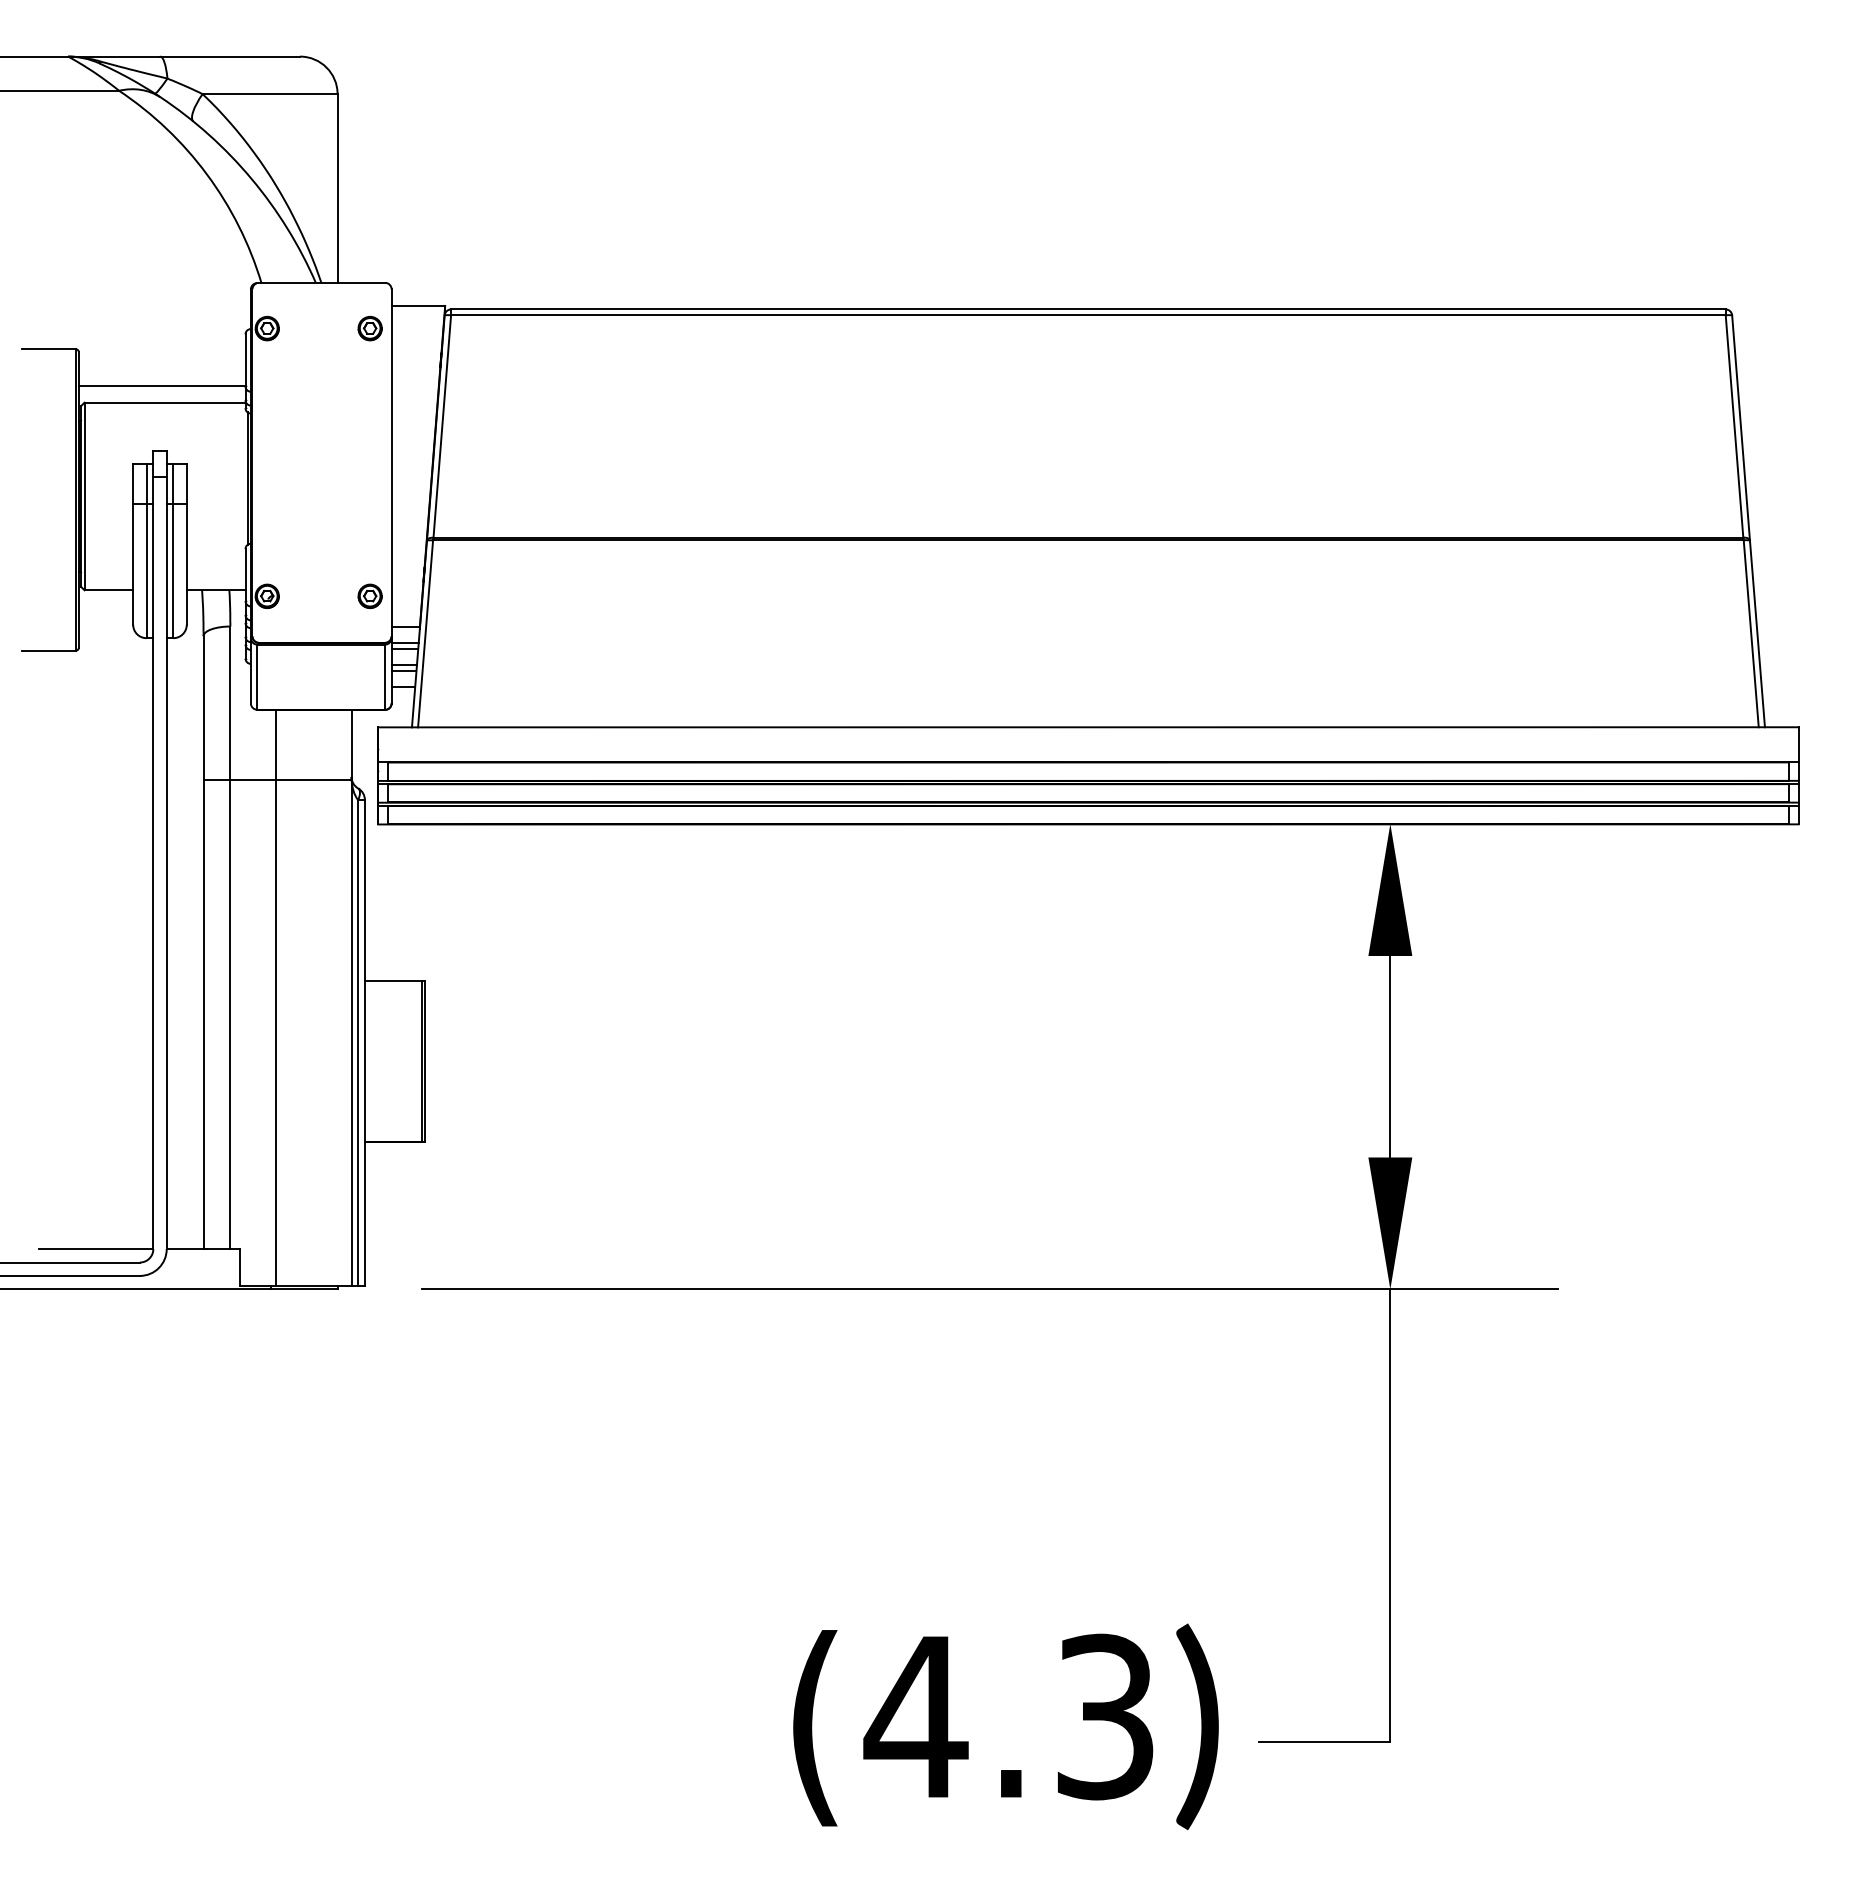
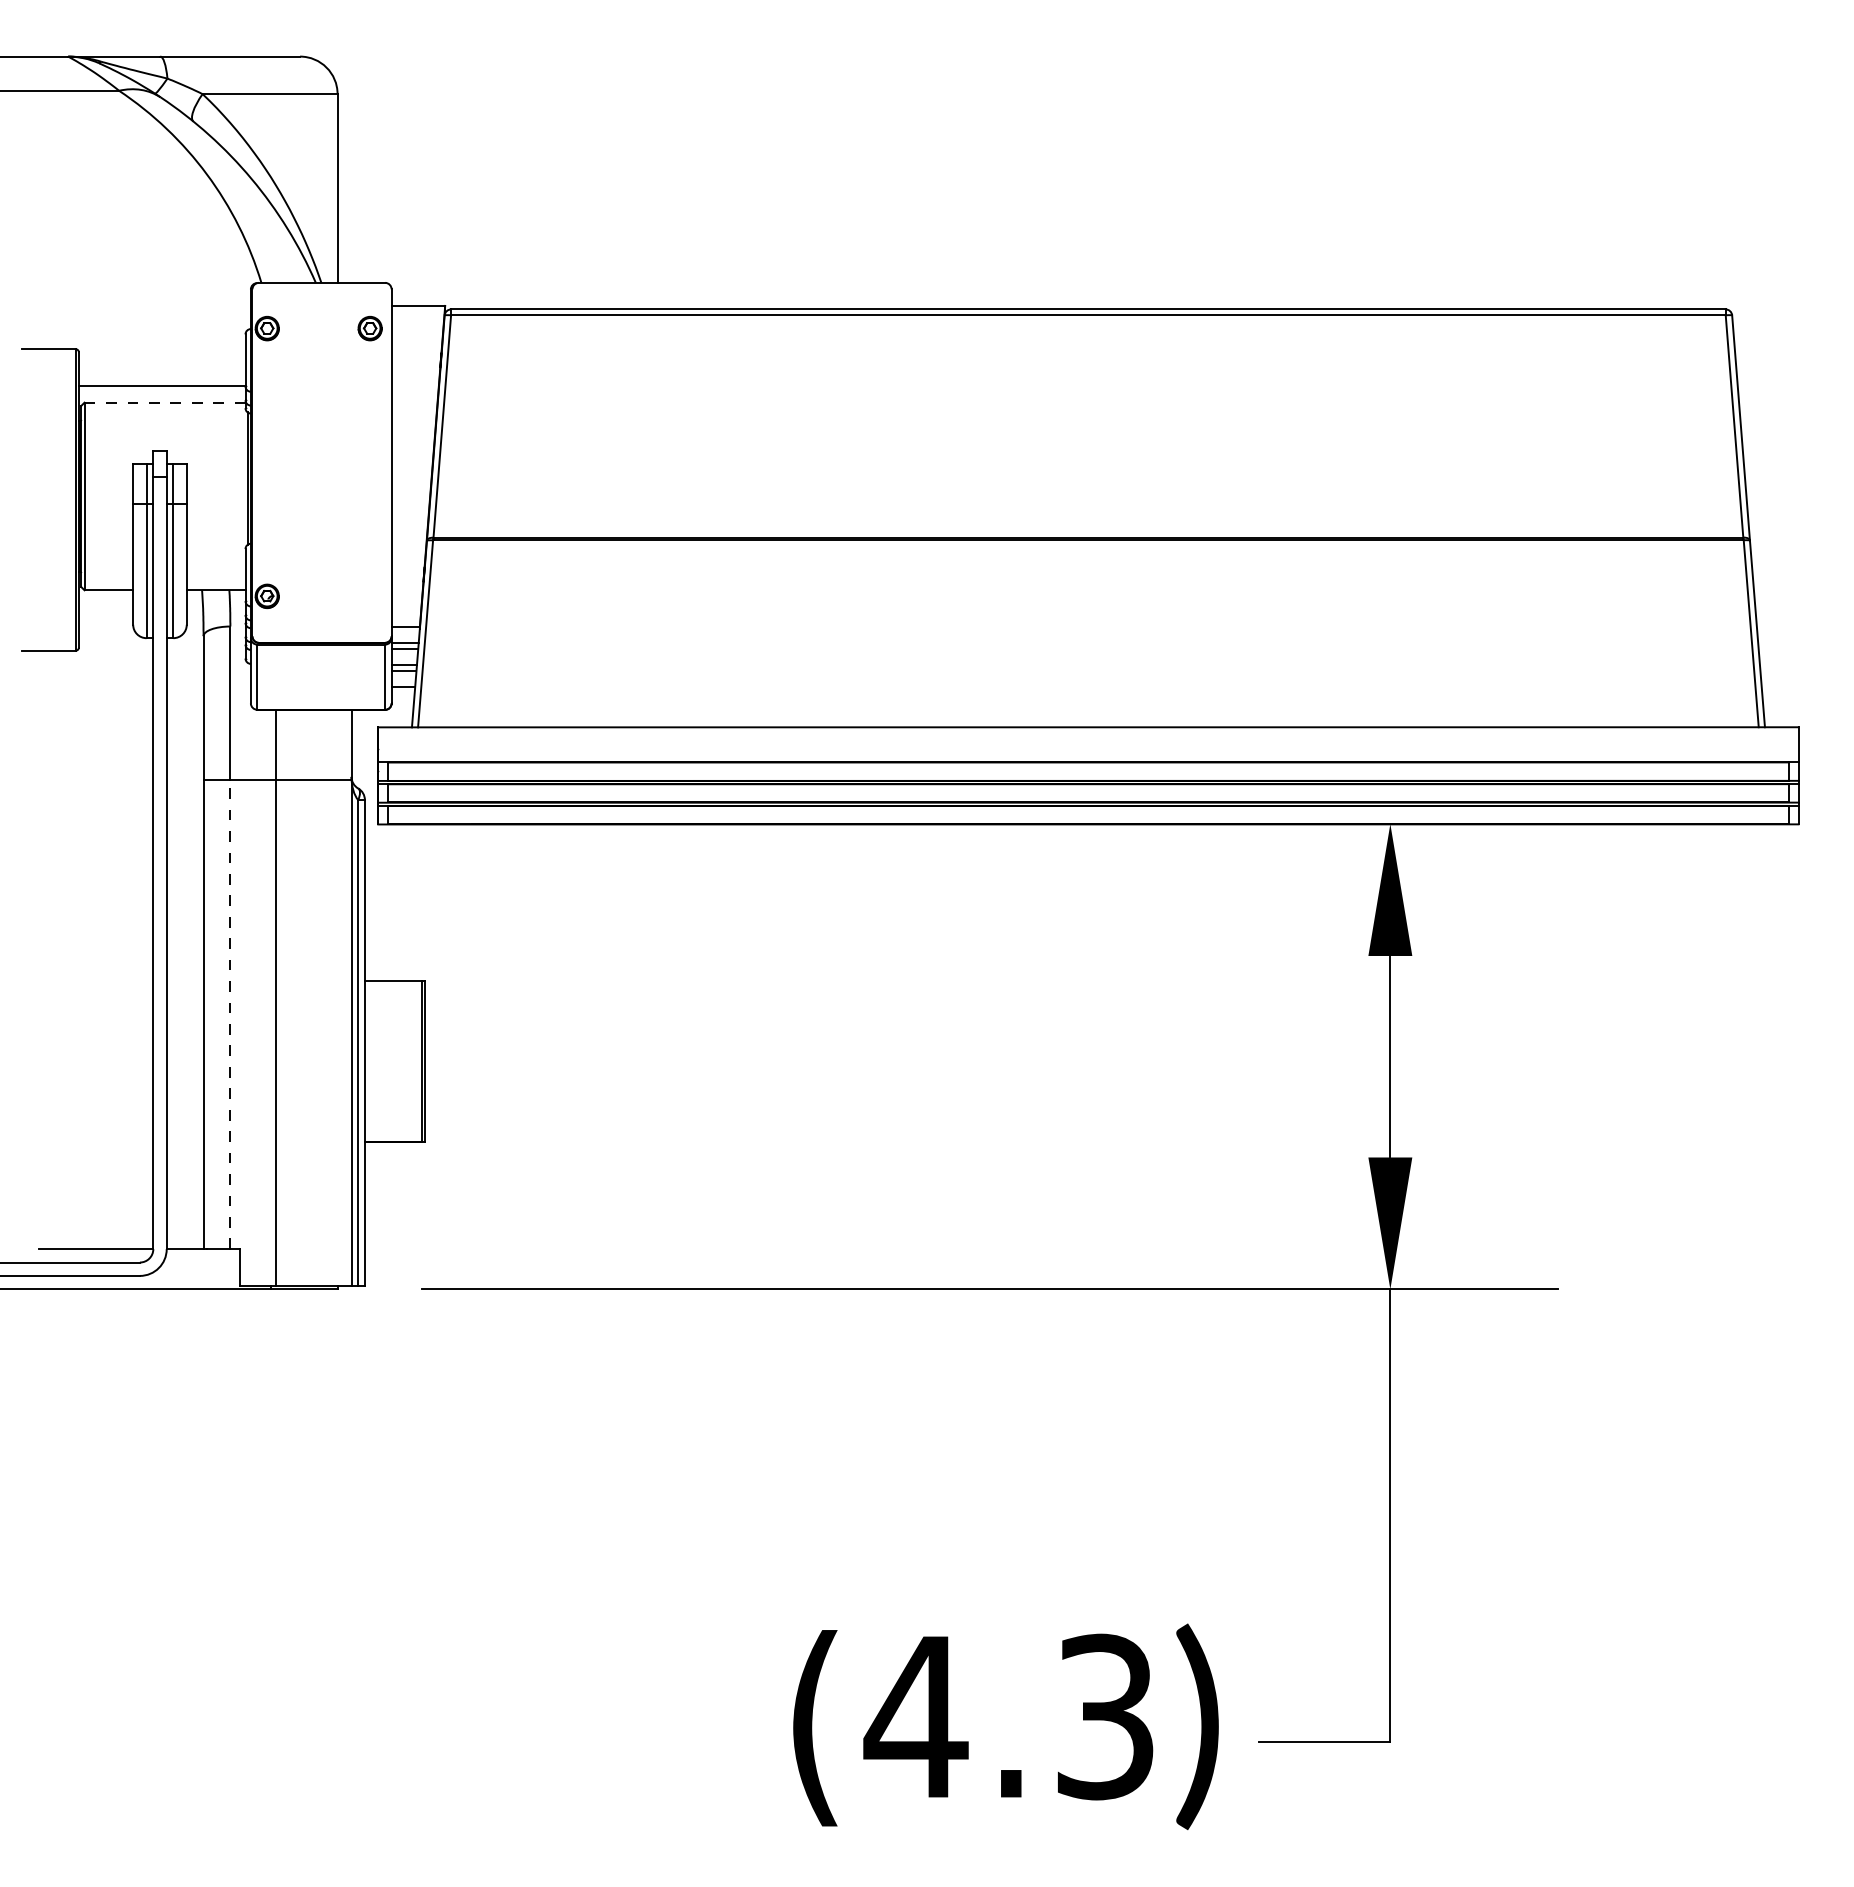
line: solid -> dashed (164, 402)
part: present -> none (369, 595)
line: solid -> dashed (230, 1014)
